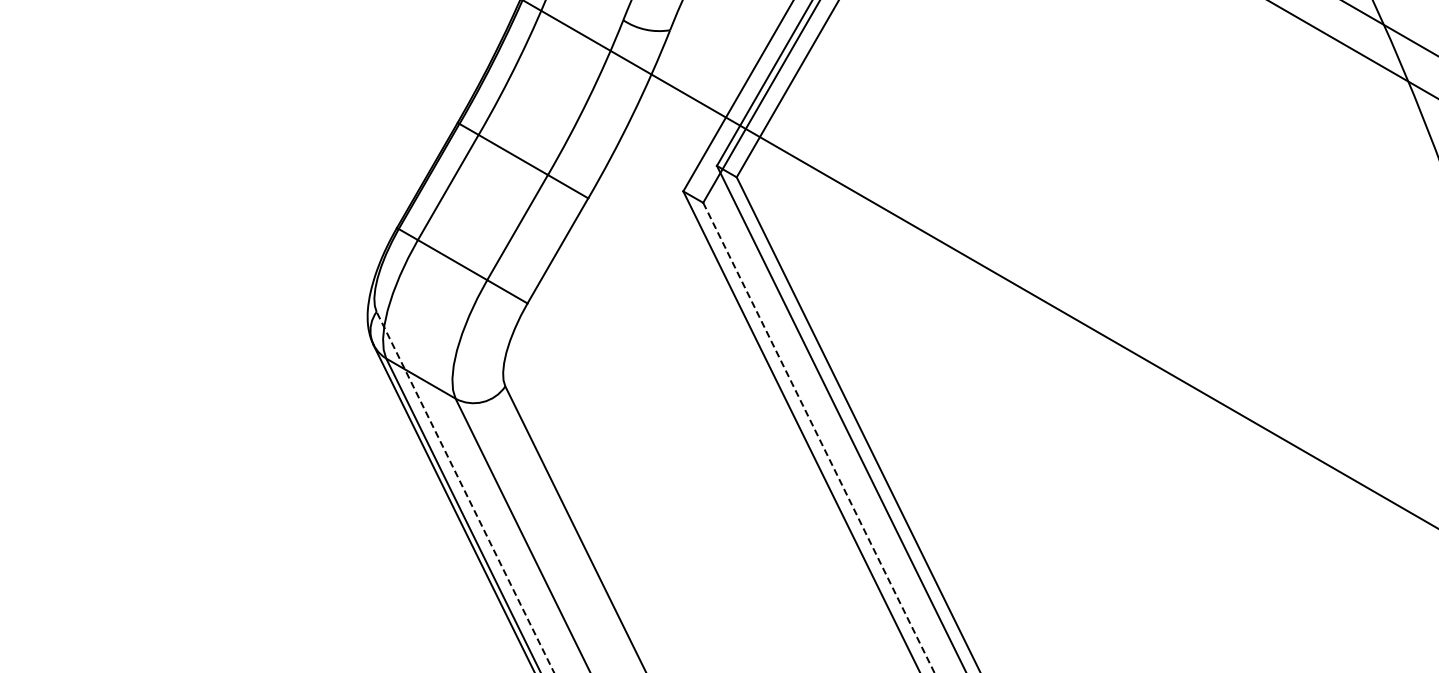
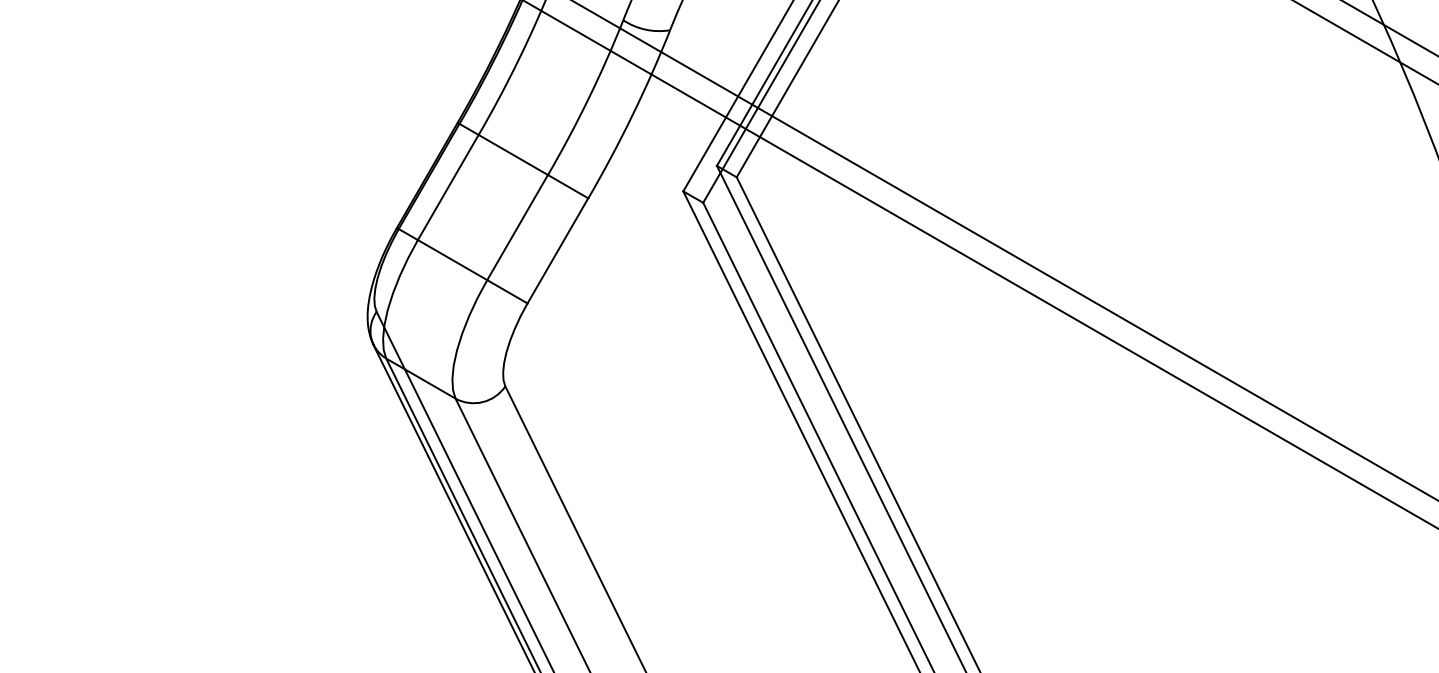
line position: (1352, 49) -> (1365, 42) (1365, 42)
line: none -> present (1005, 250)
line: dashed -> solid (818, 437)
line: dashed -> solid (465, 492)
